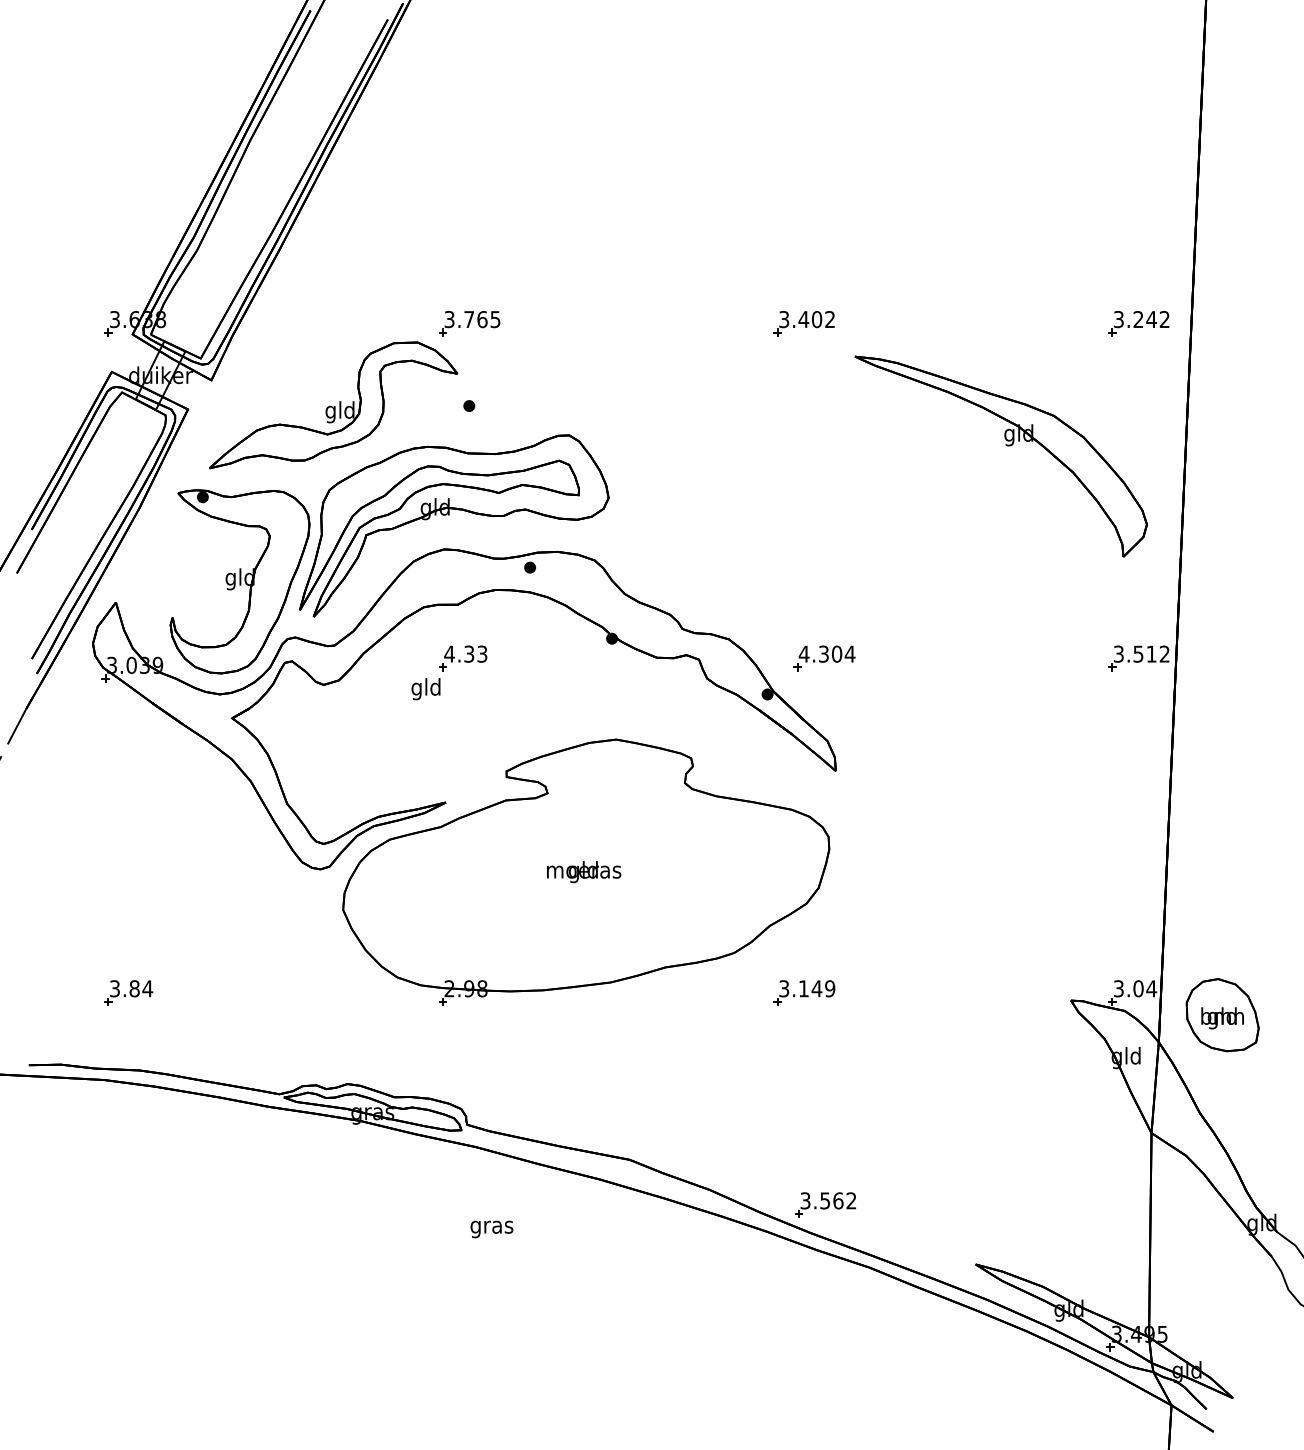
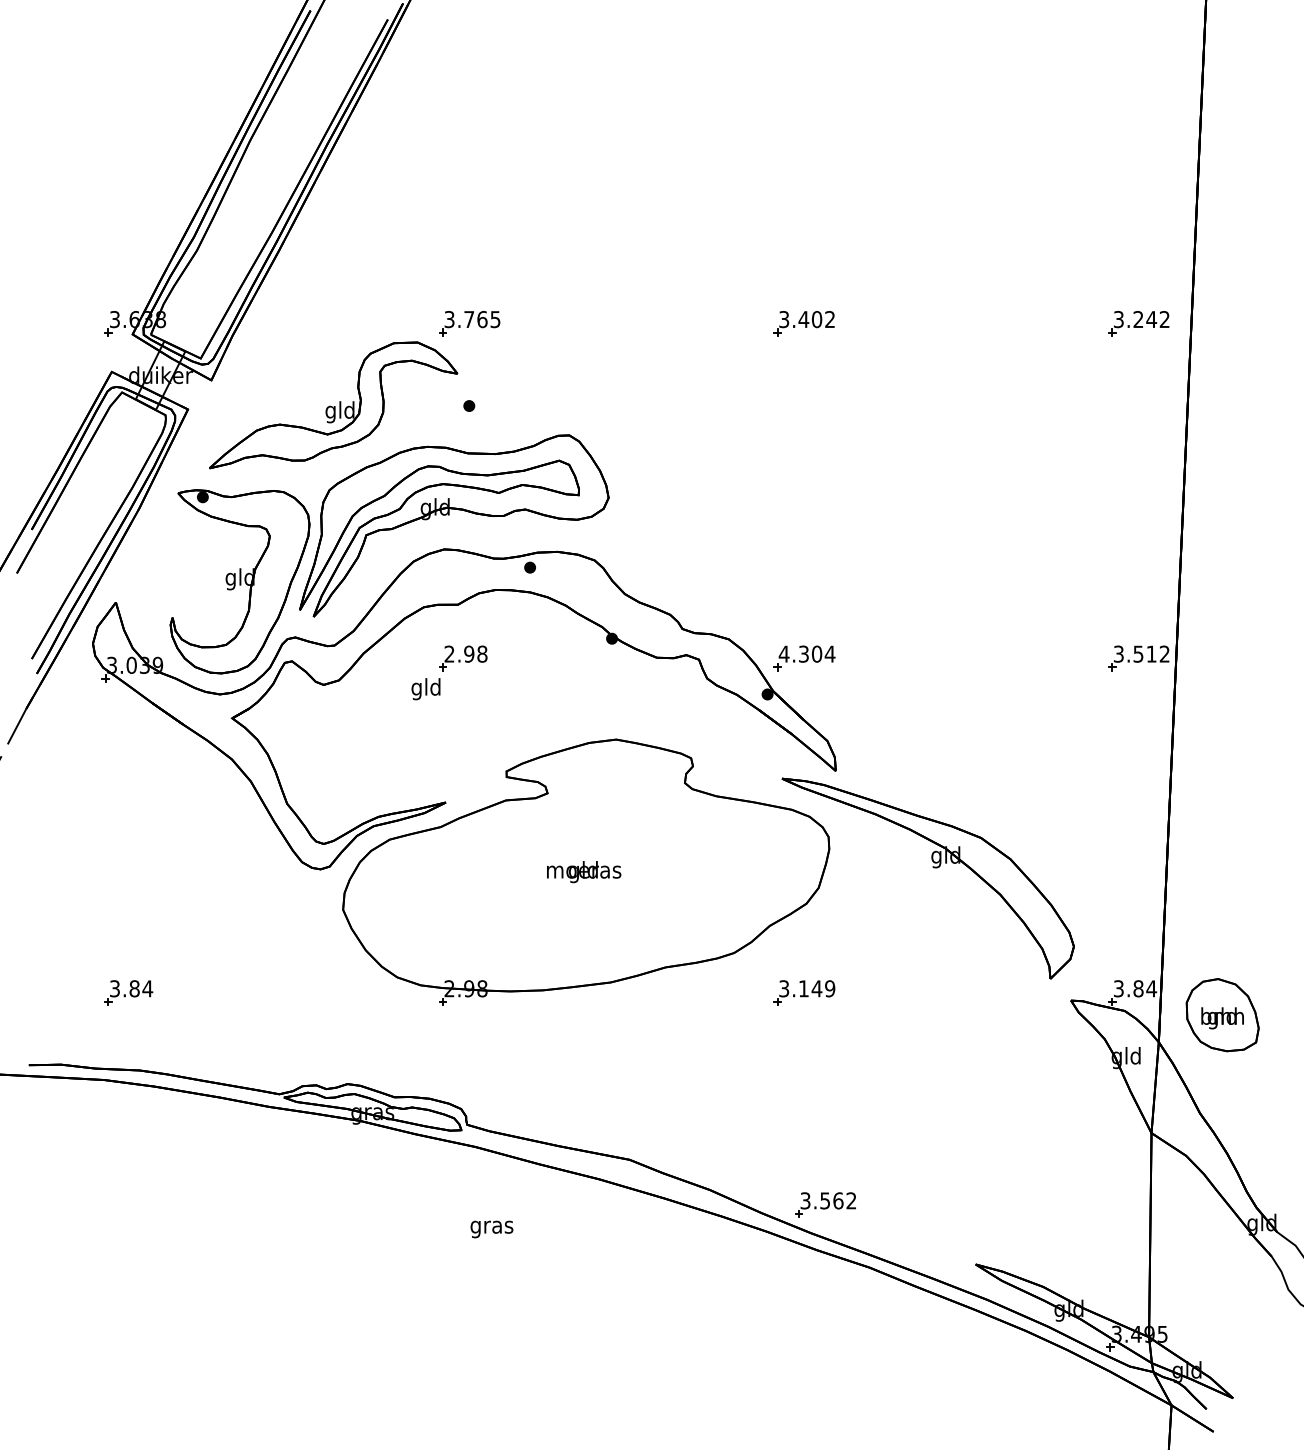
part position: (1005, 445) -> (932, 867) (932, 867)
text: 4.33 -> 2.98 (465, 653)
part position: (824, 658) -> (804, 658) (804, 658)
text: 3.04 -> 3.84 (1138, 988)
